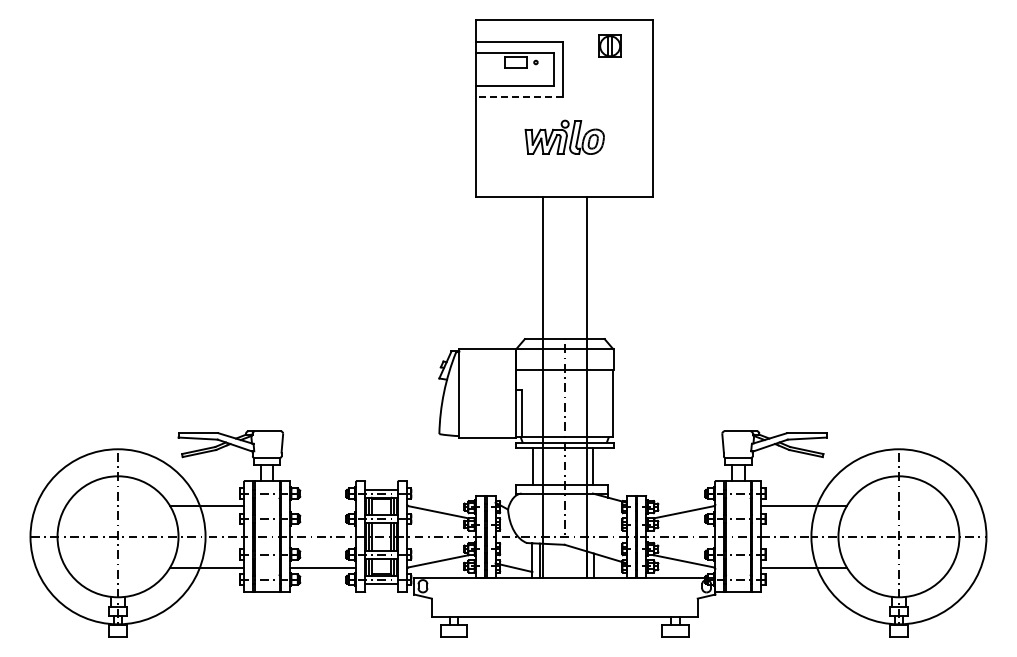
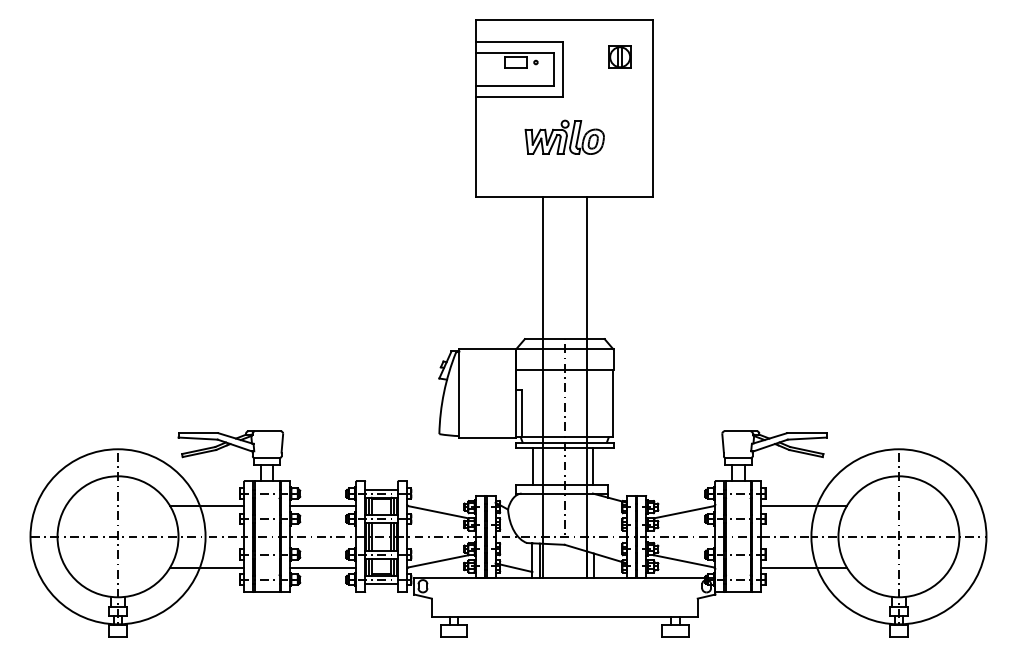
part position: (609, 45) -> (619, 56) (619, 56)
line: dashed -> solid (518, 97)
line: none -> present (323, 505)
